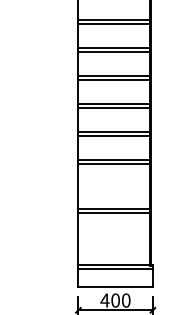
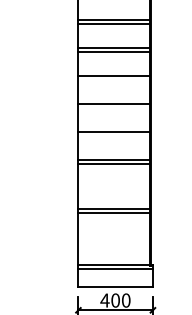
line: present -> none (113, 79)
line: present -> none (113, 107)
line: present -> none (113, 135)
